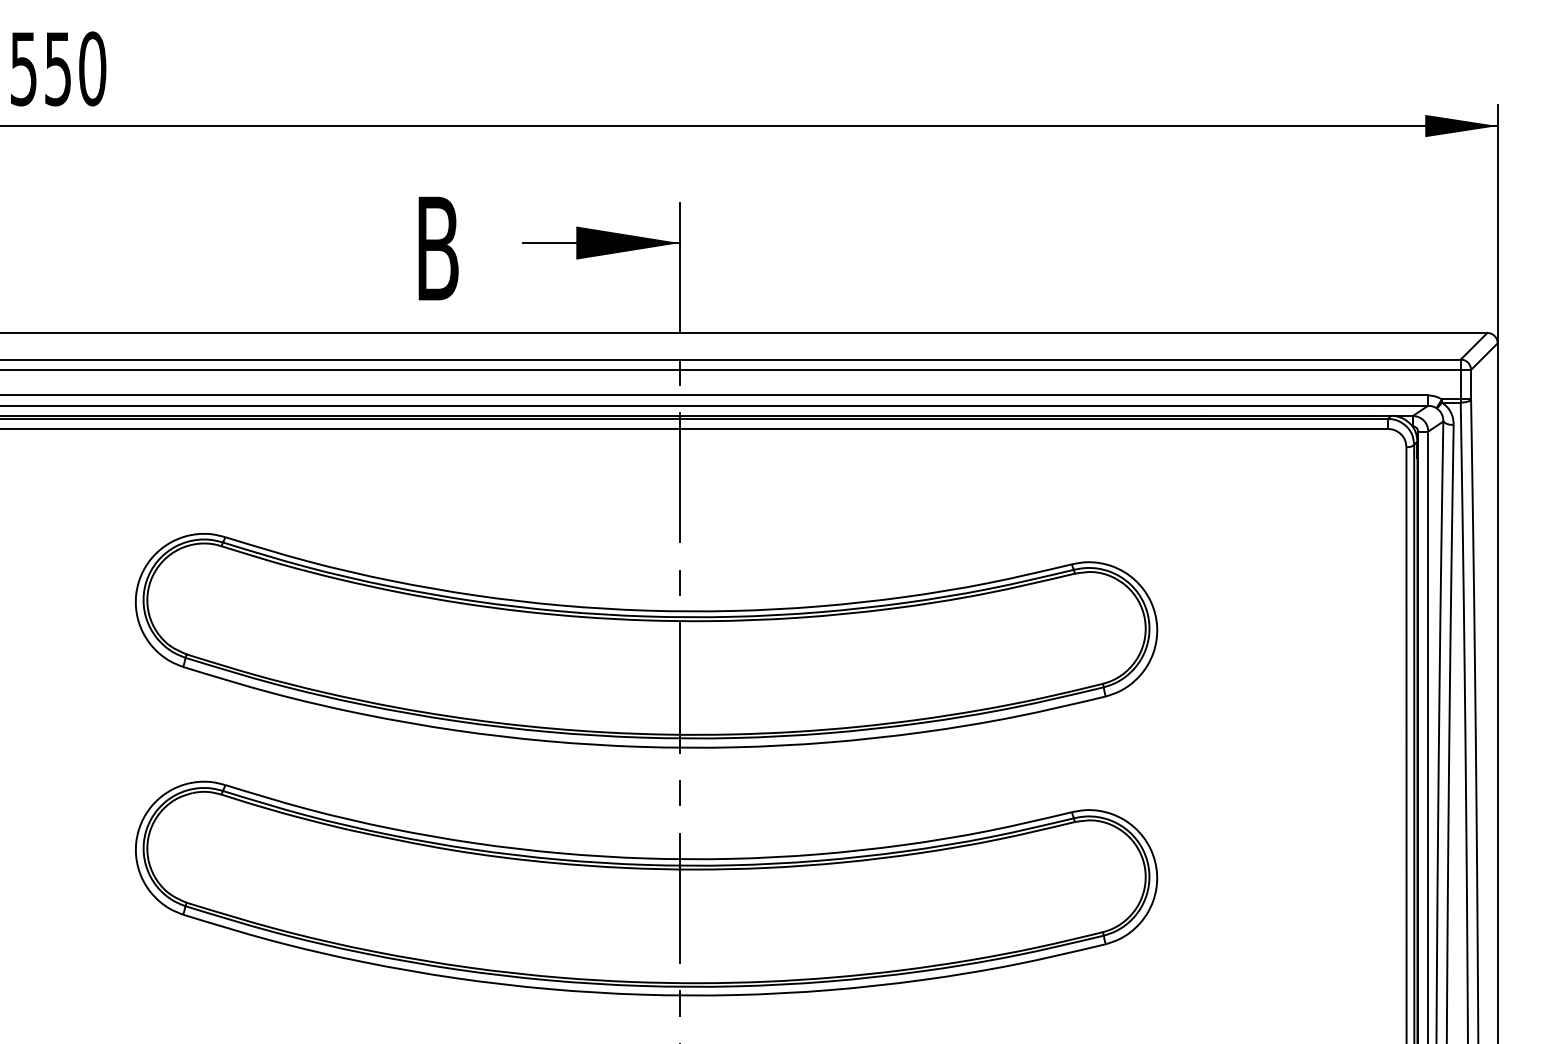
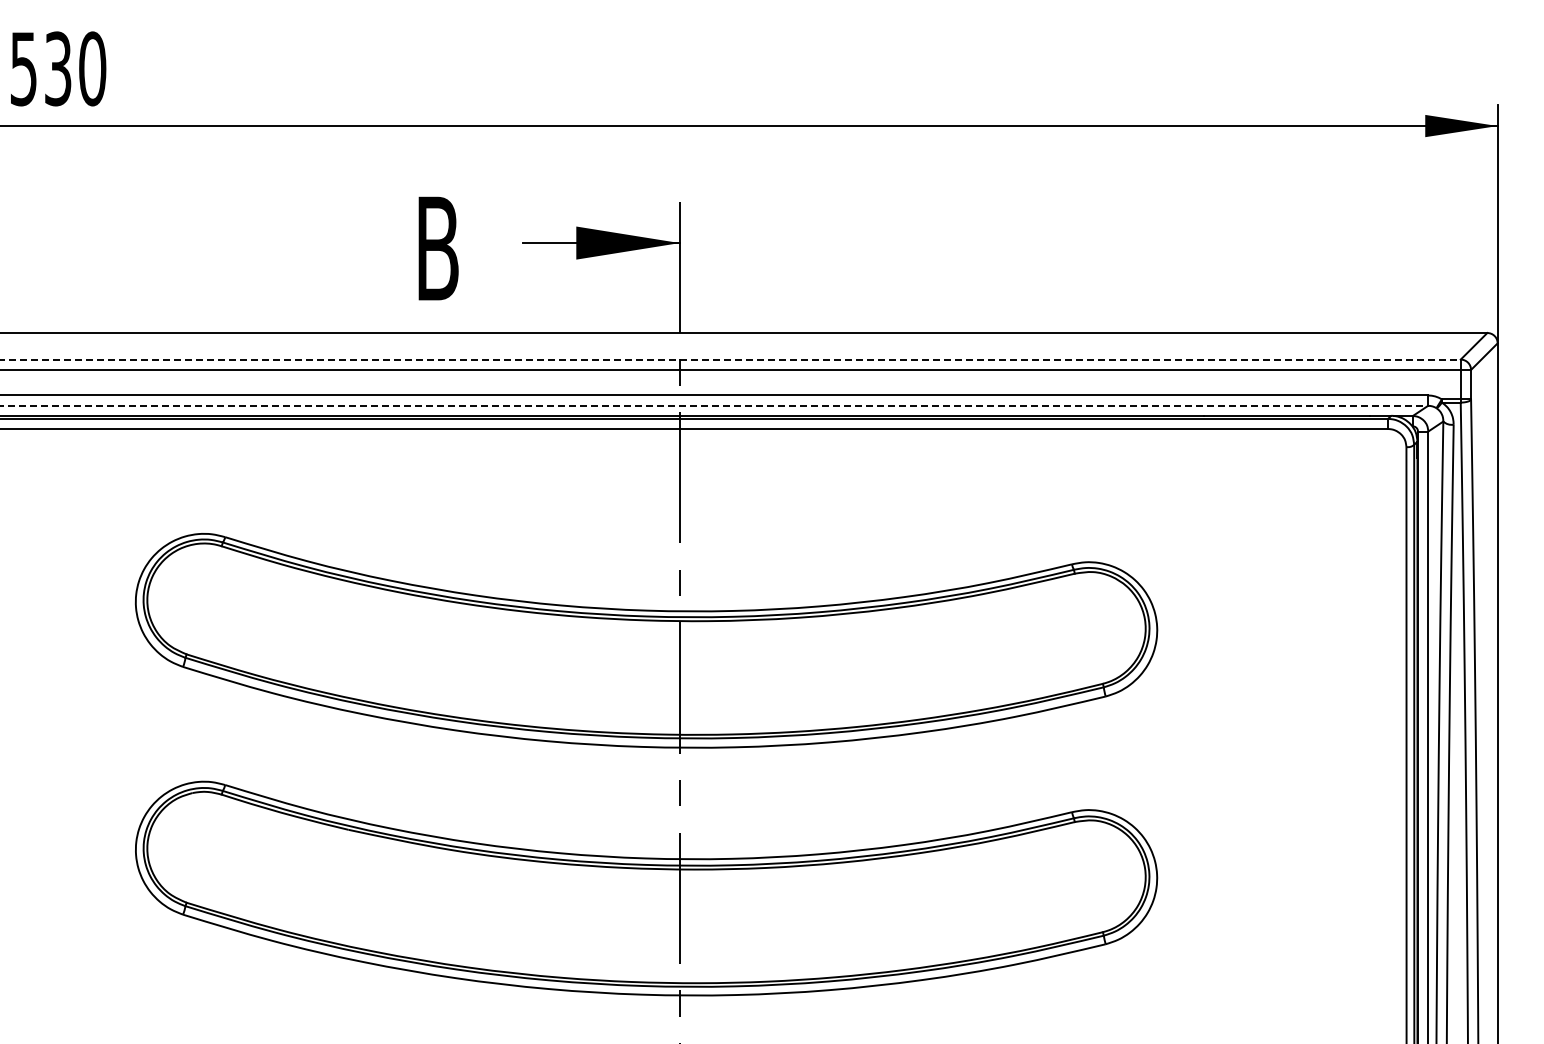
text: 550 -> 530 (58, 68)
line: solid -> dashed (730, 359)
line: solid -> dashed (714, 405)
